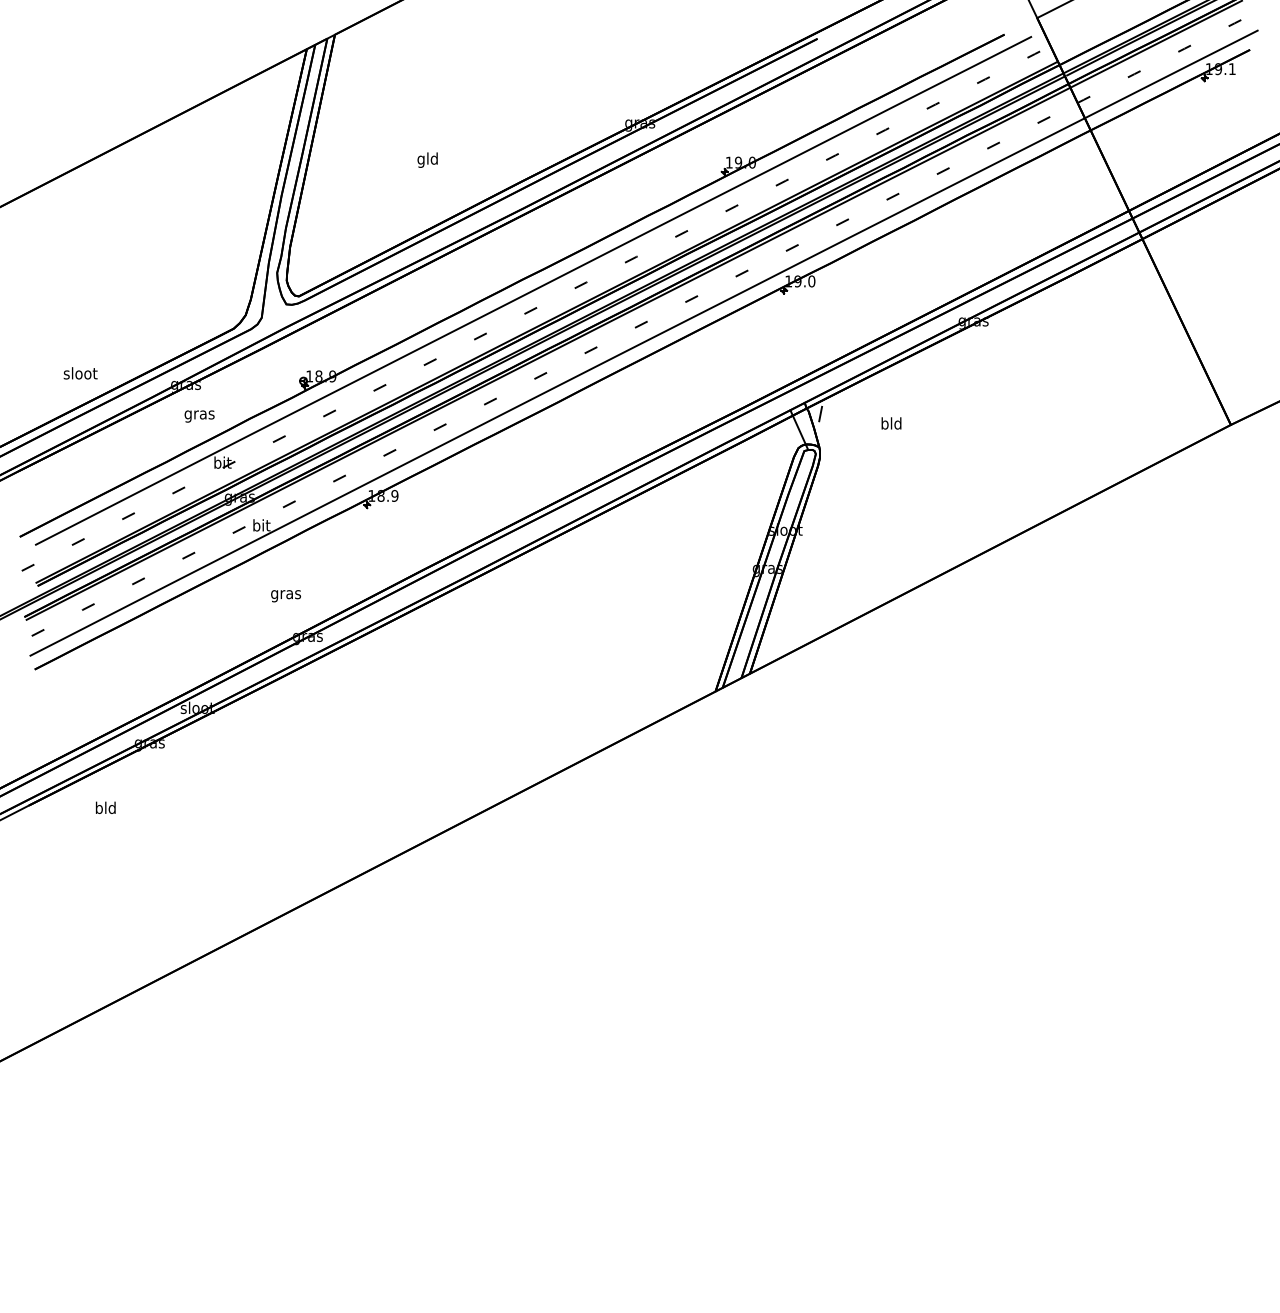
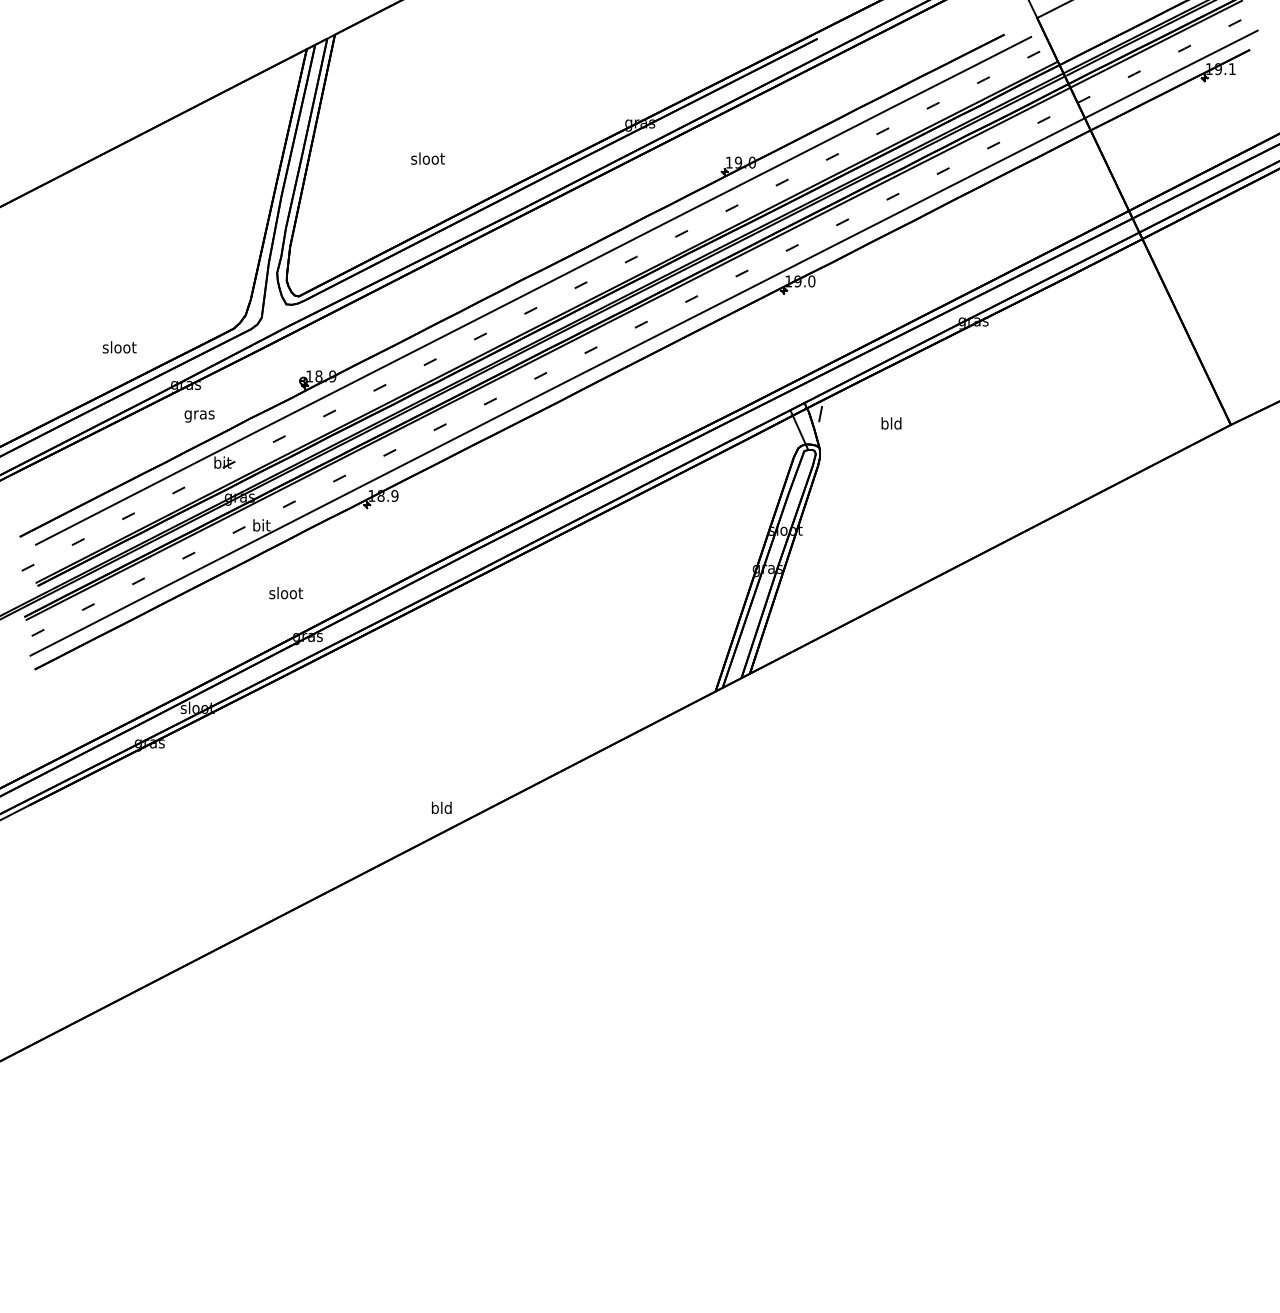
text: gld -> sloot (427, 159)
text position: (80, 373) -> (119, 347) (119, 347)
text: gras -> sloot (286, 594)
text position: (105, 807) -> (441, 807) (441, 807)
